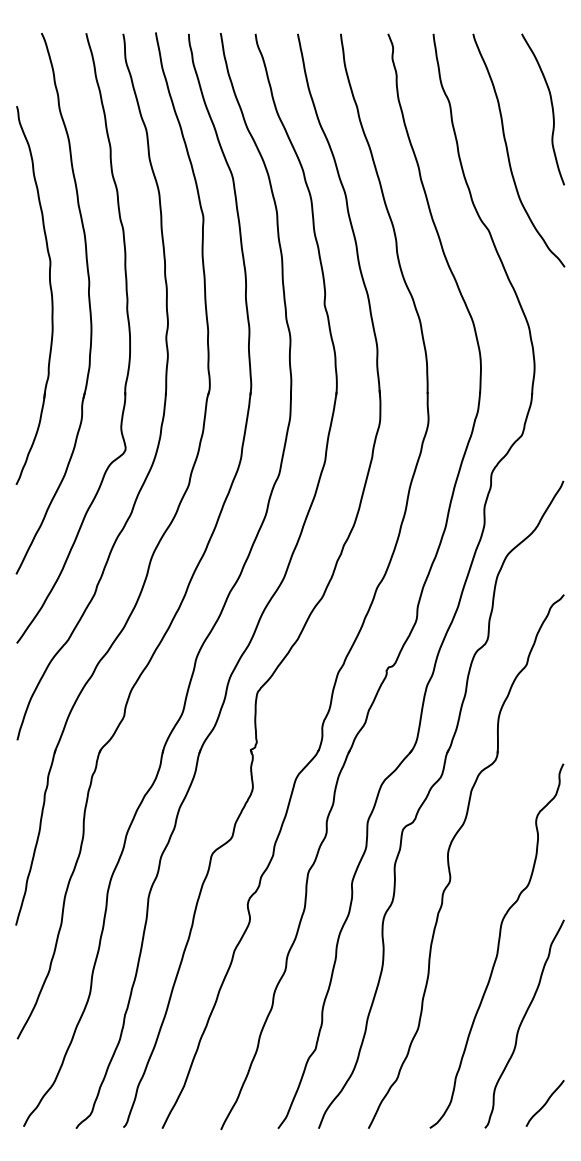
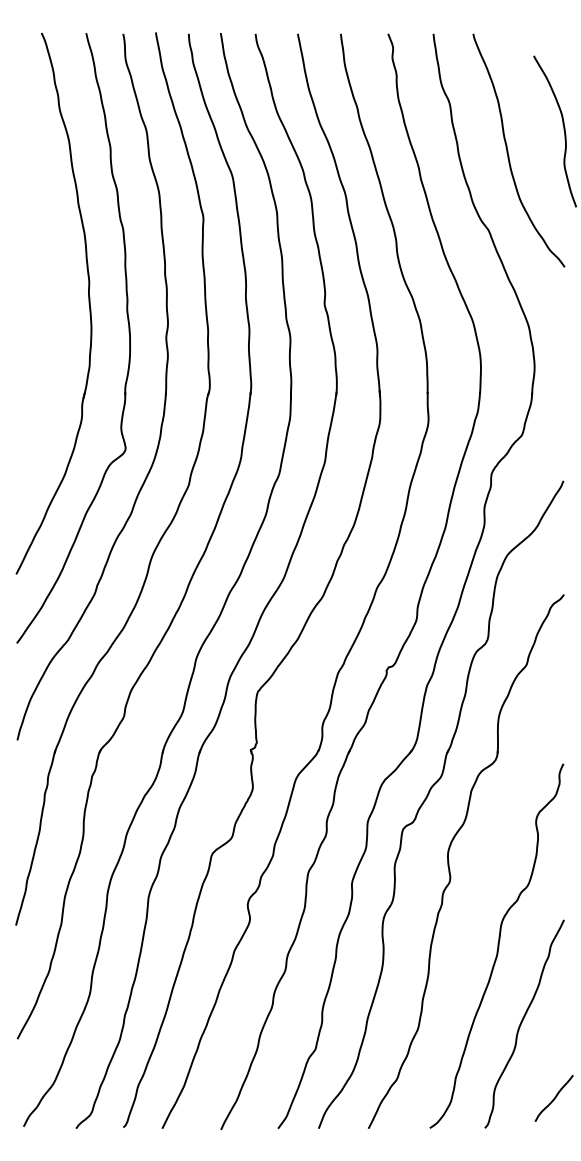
curve position: (551, 108) -> (563, 130) (563, 130)
part: present -> none (50, 293)
curve position: (544, 1103) -> (553, 1098) (553, 1098)
